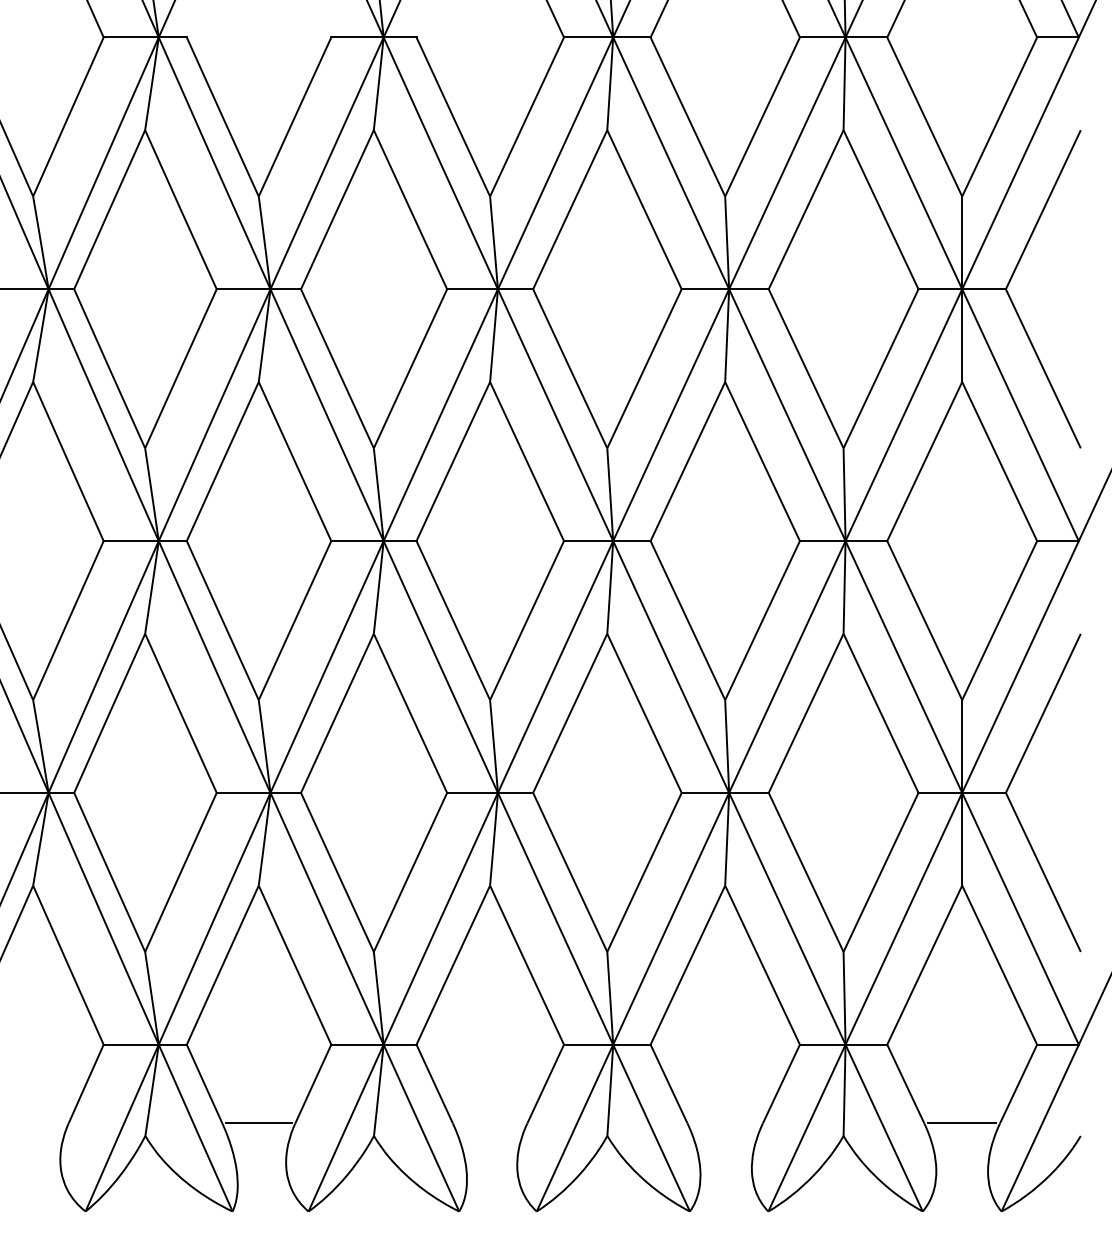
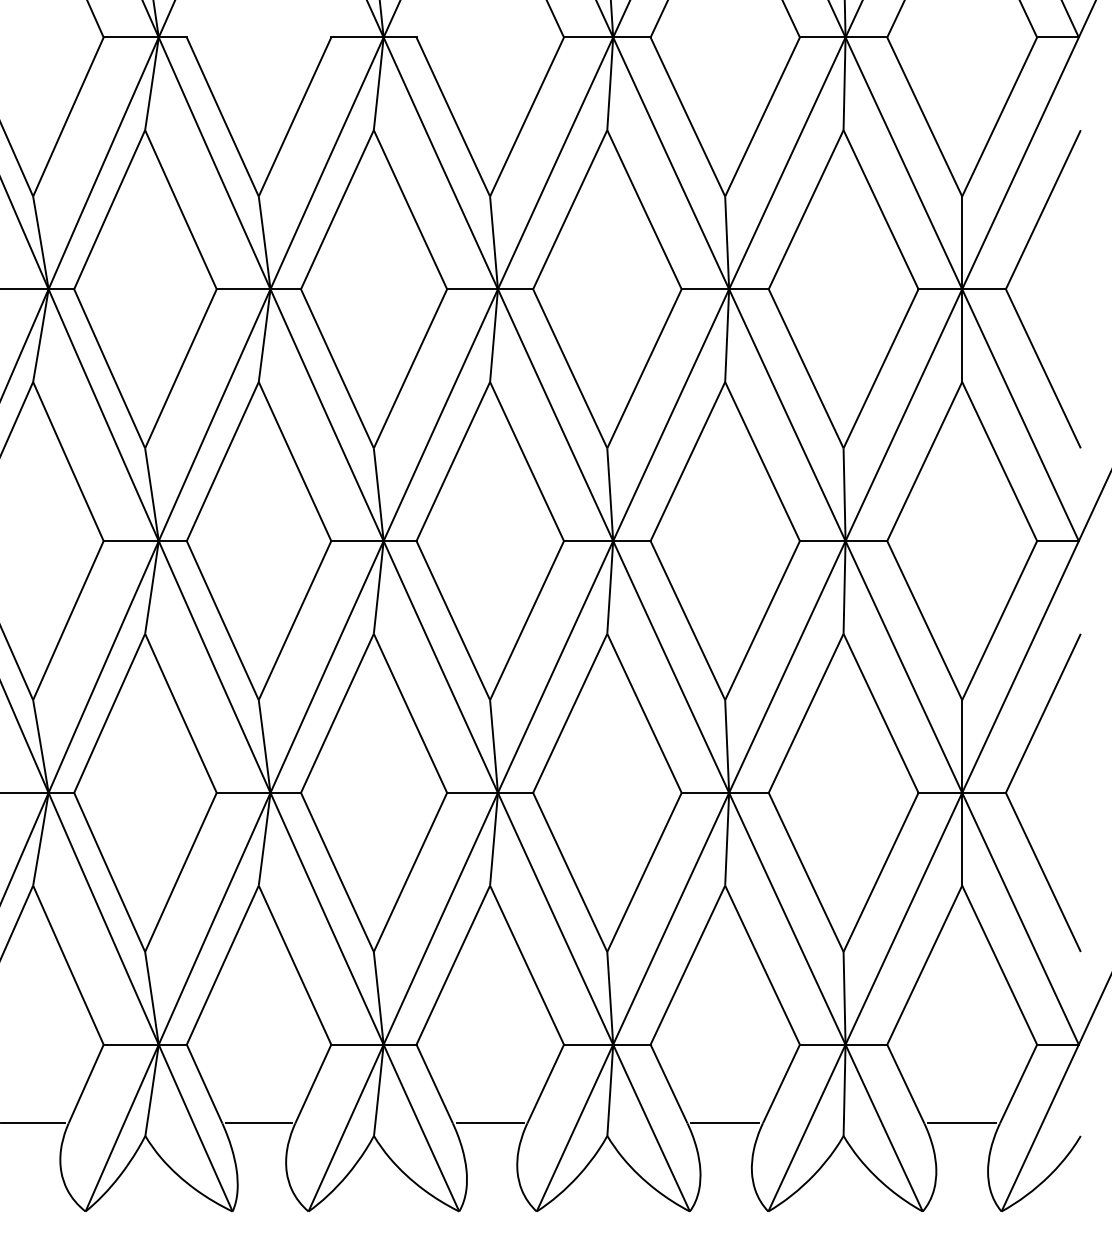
line: none -> present (33, 1123)
line: none -> present (489, 1123)
line: none -> present (725, 1123)
